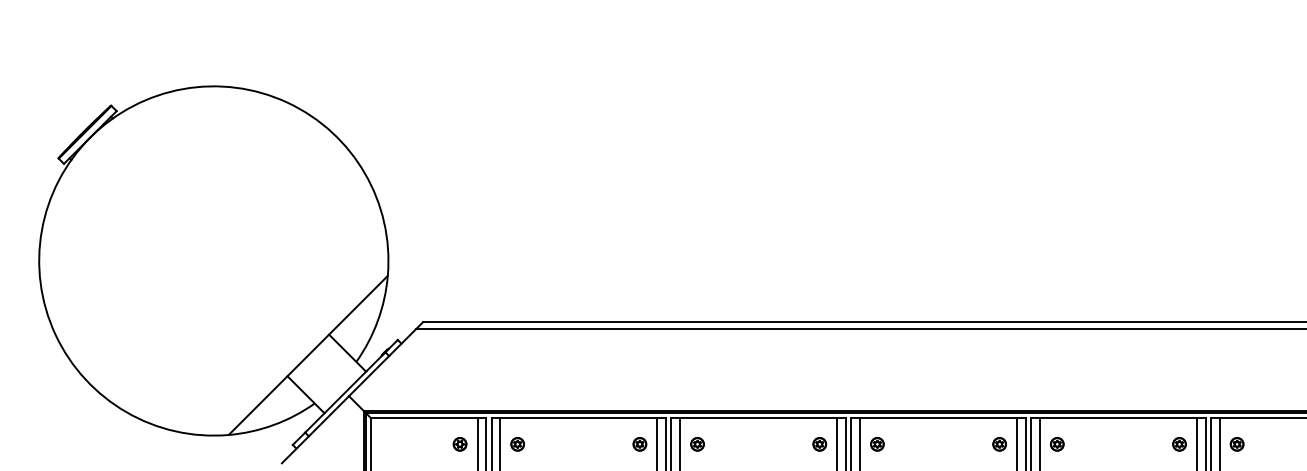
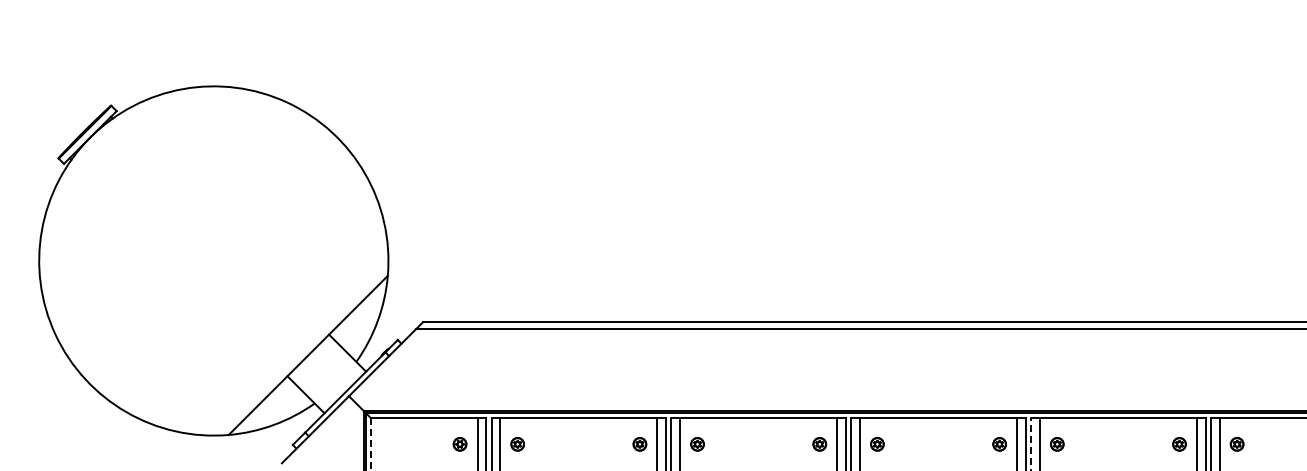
line: solid -> dashed (371, 444)
line: solid -> dashed (1031, 444)
